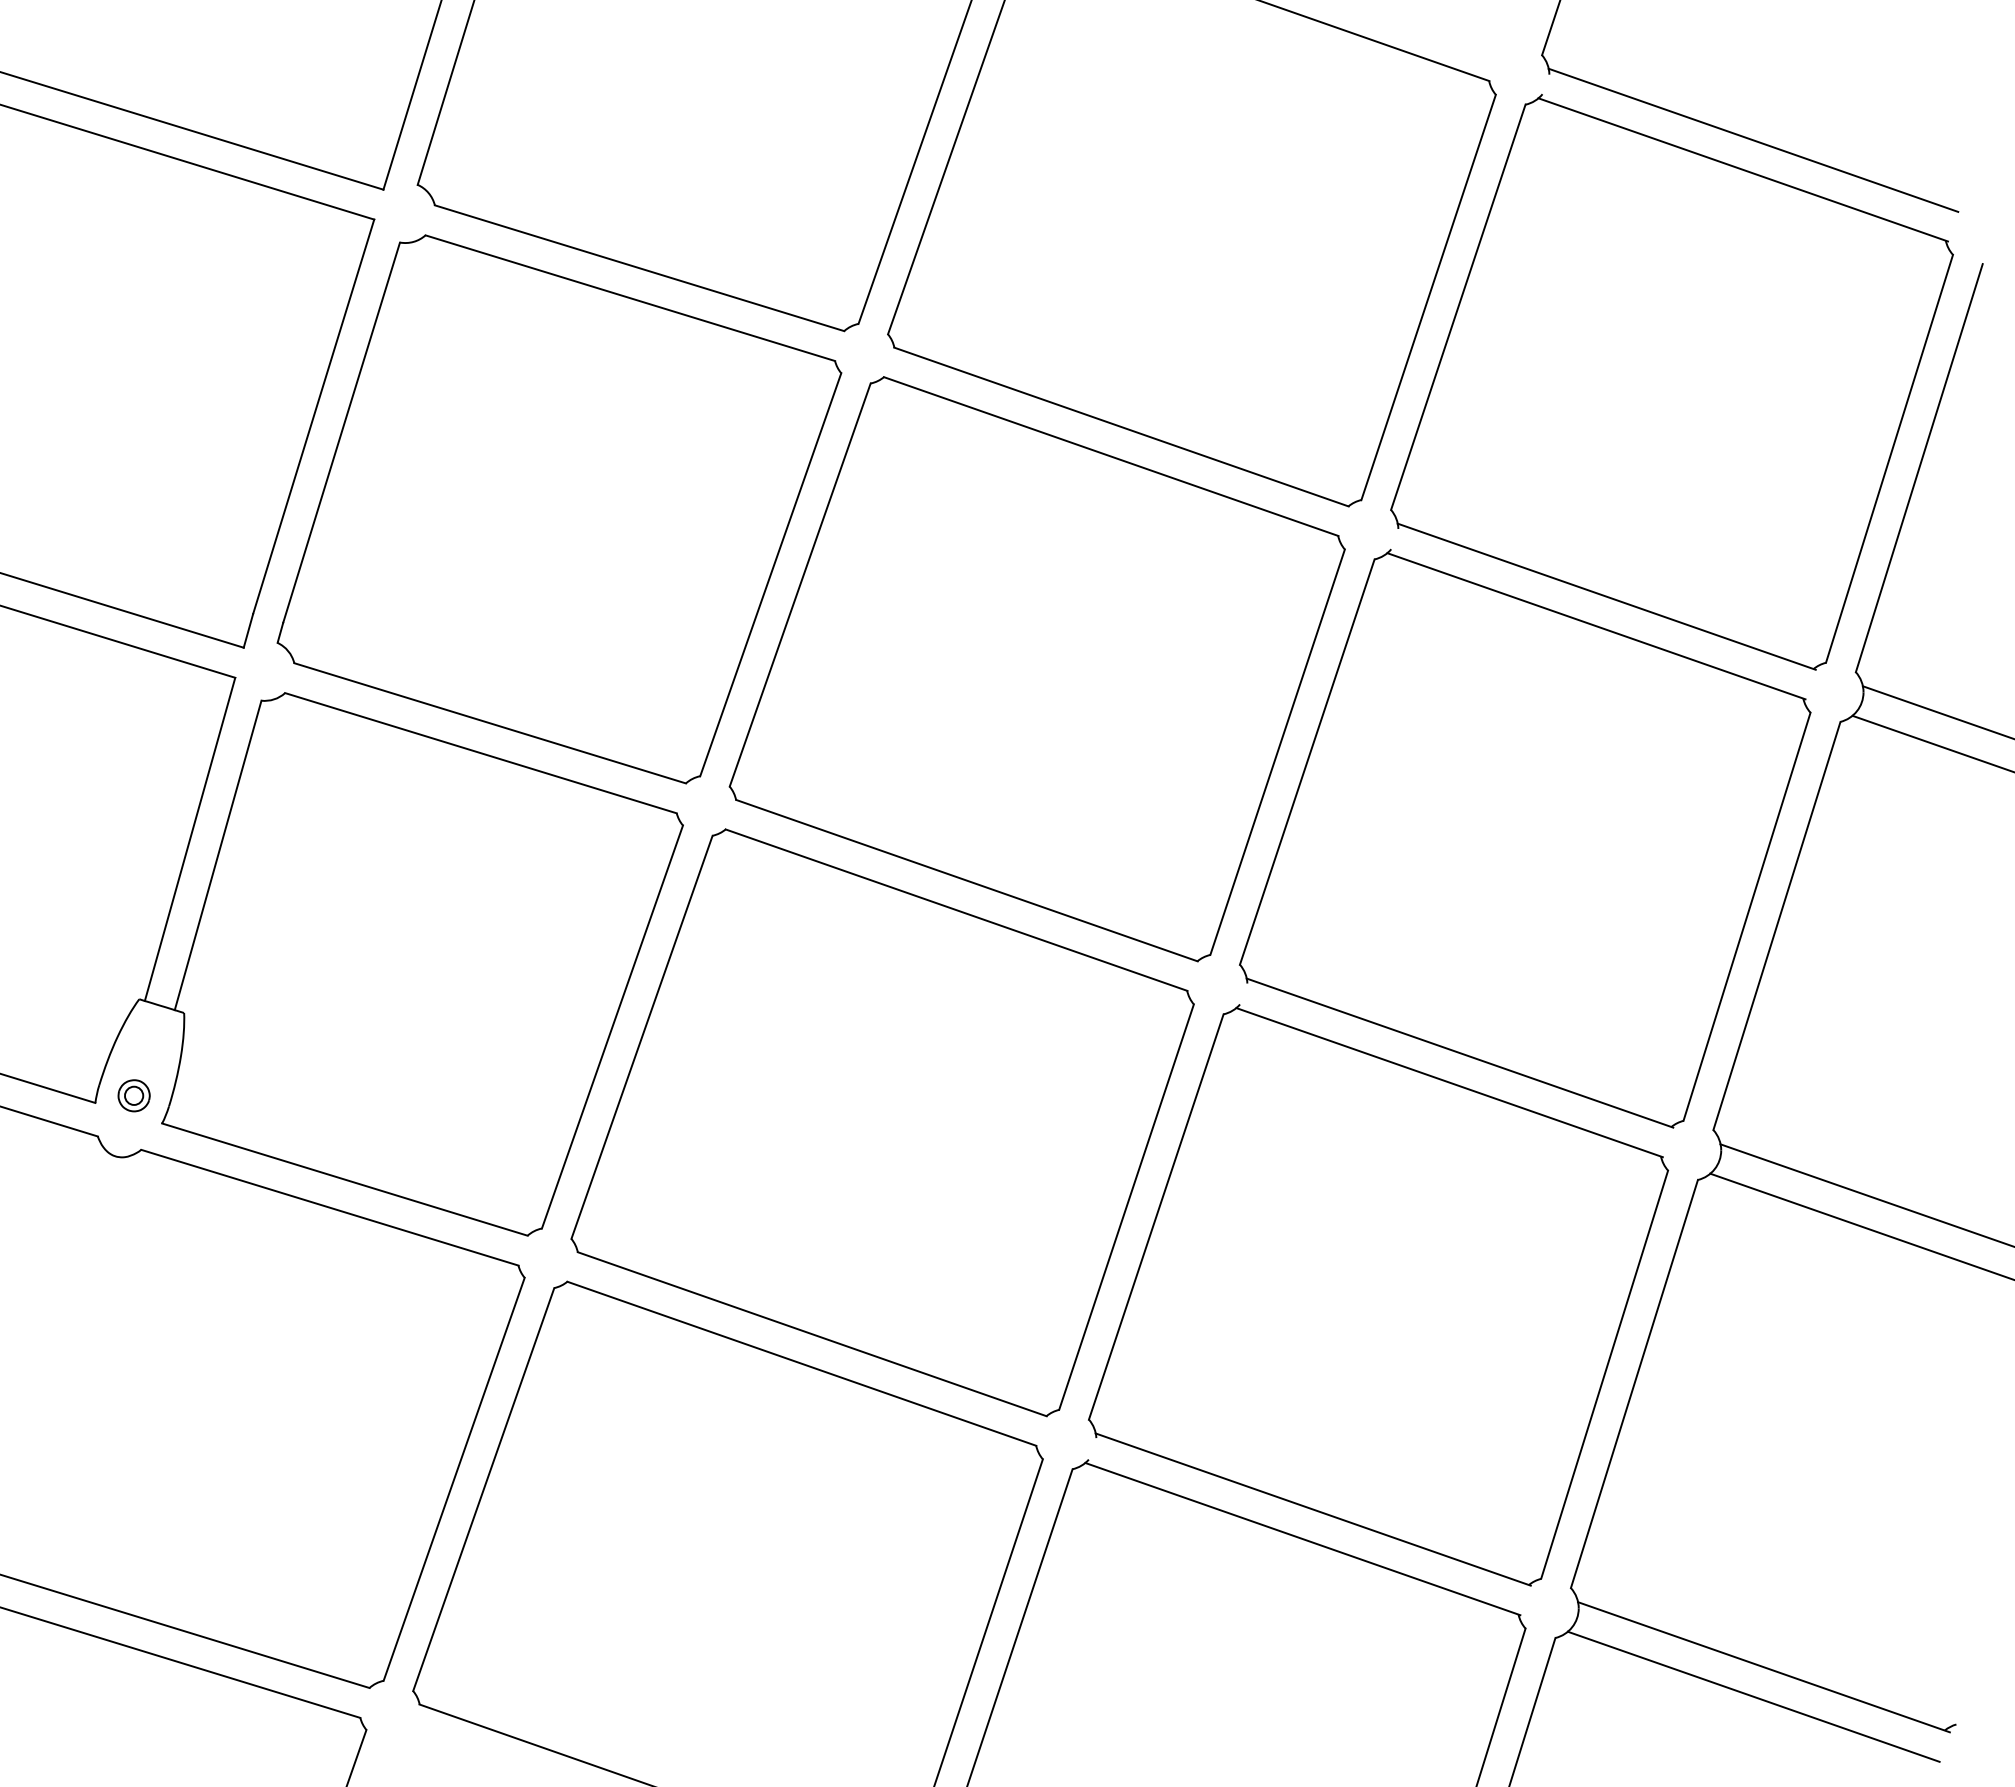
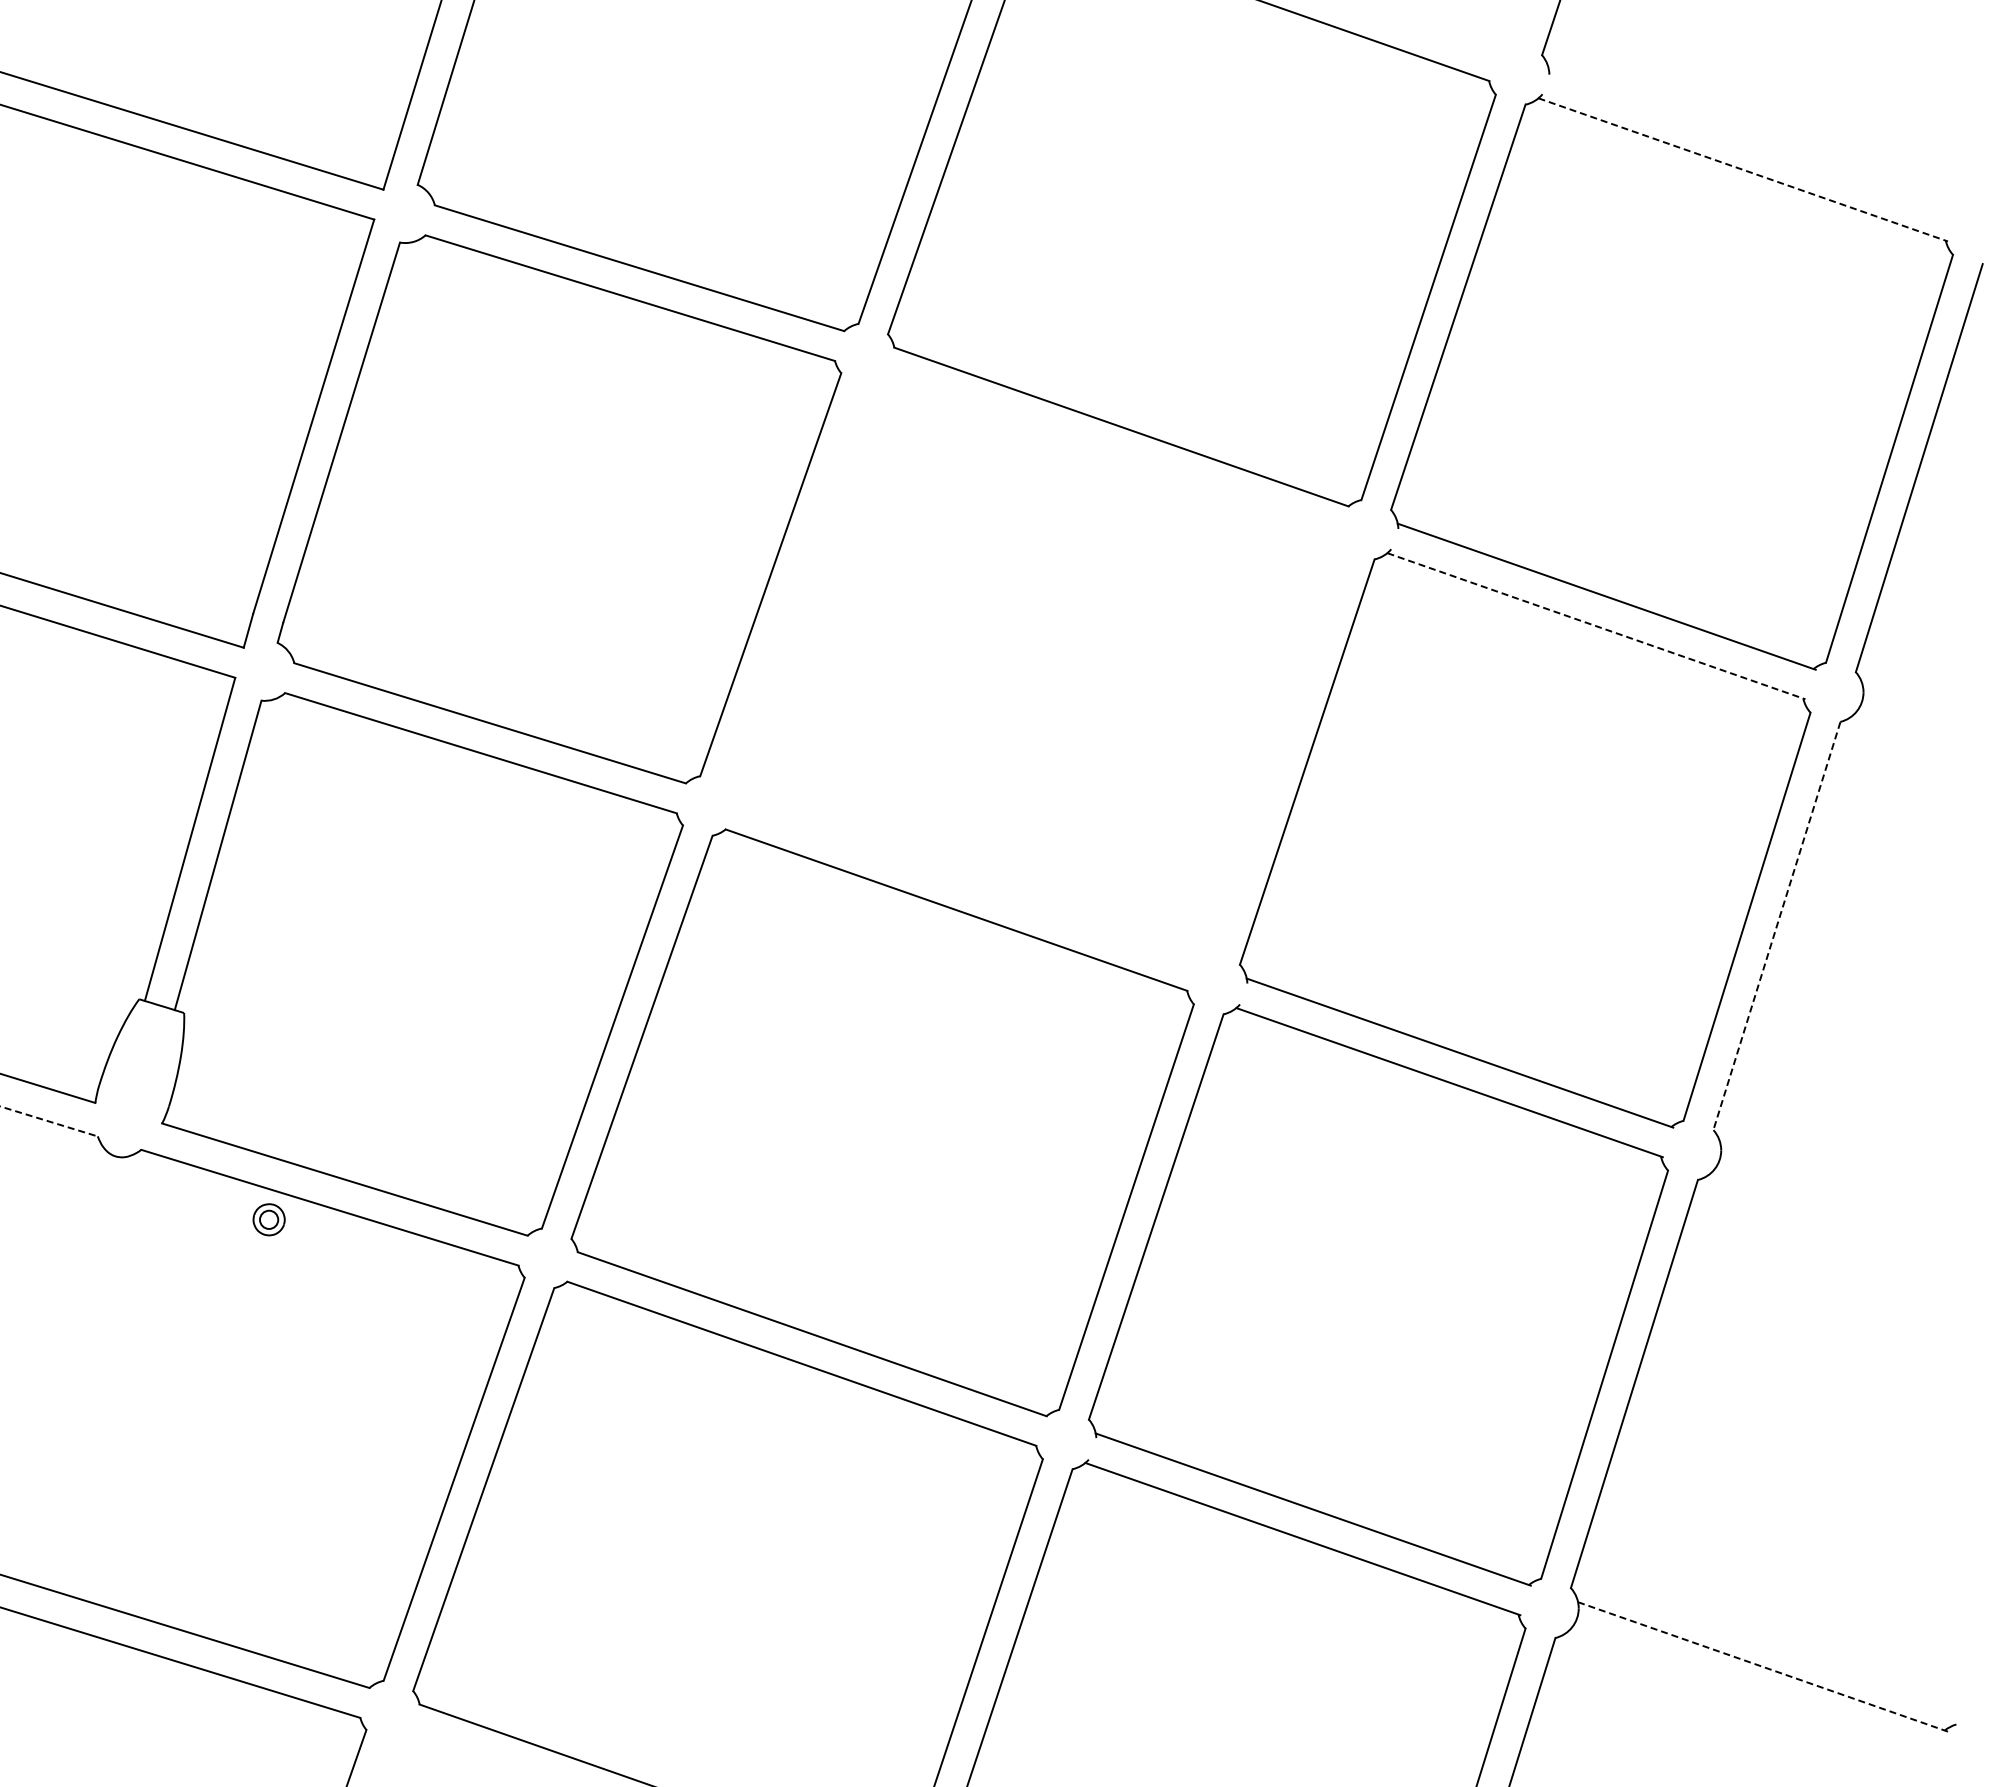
line: present -> none (1753, 139)
line: solid -> dashed (1743, 169)
line: solid -> dashed (1596, 626)
part: present -> none (1036, 669)
line: present -> none (1937, 712)
line: present -> none (1931, 743)
line: solid -> dashed (1776, 926)
part position: (133, 1095) -> (268, 1219) (268, 1219)
line: solid -> dashed (49, 1121)
line: present -> none (1865, 1195)
line: present -> none (1860, 1226)
line: solid -> dashed (1763, 1667)
line: present -> none (1753, 1696)
